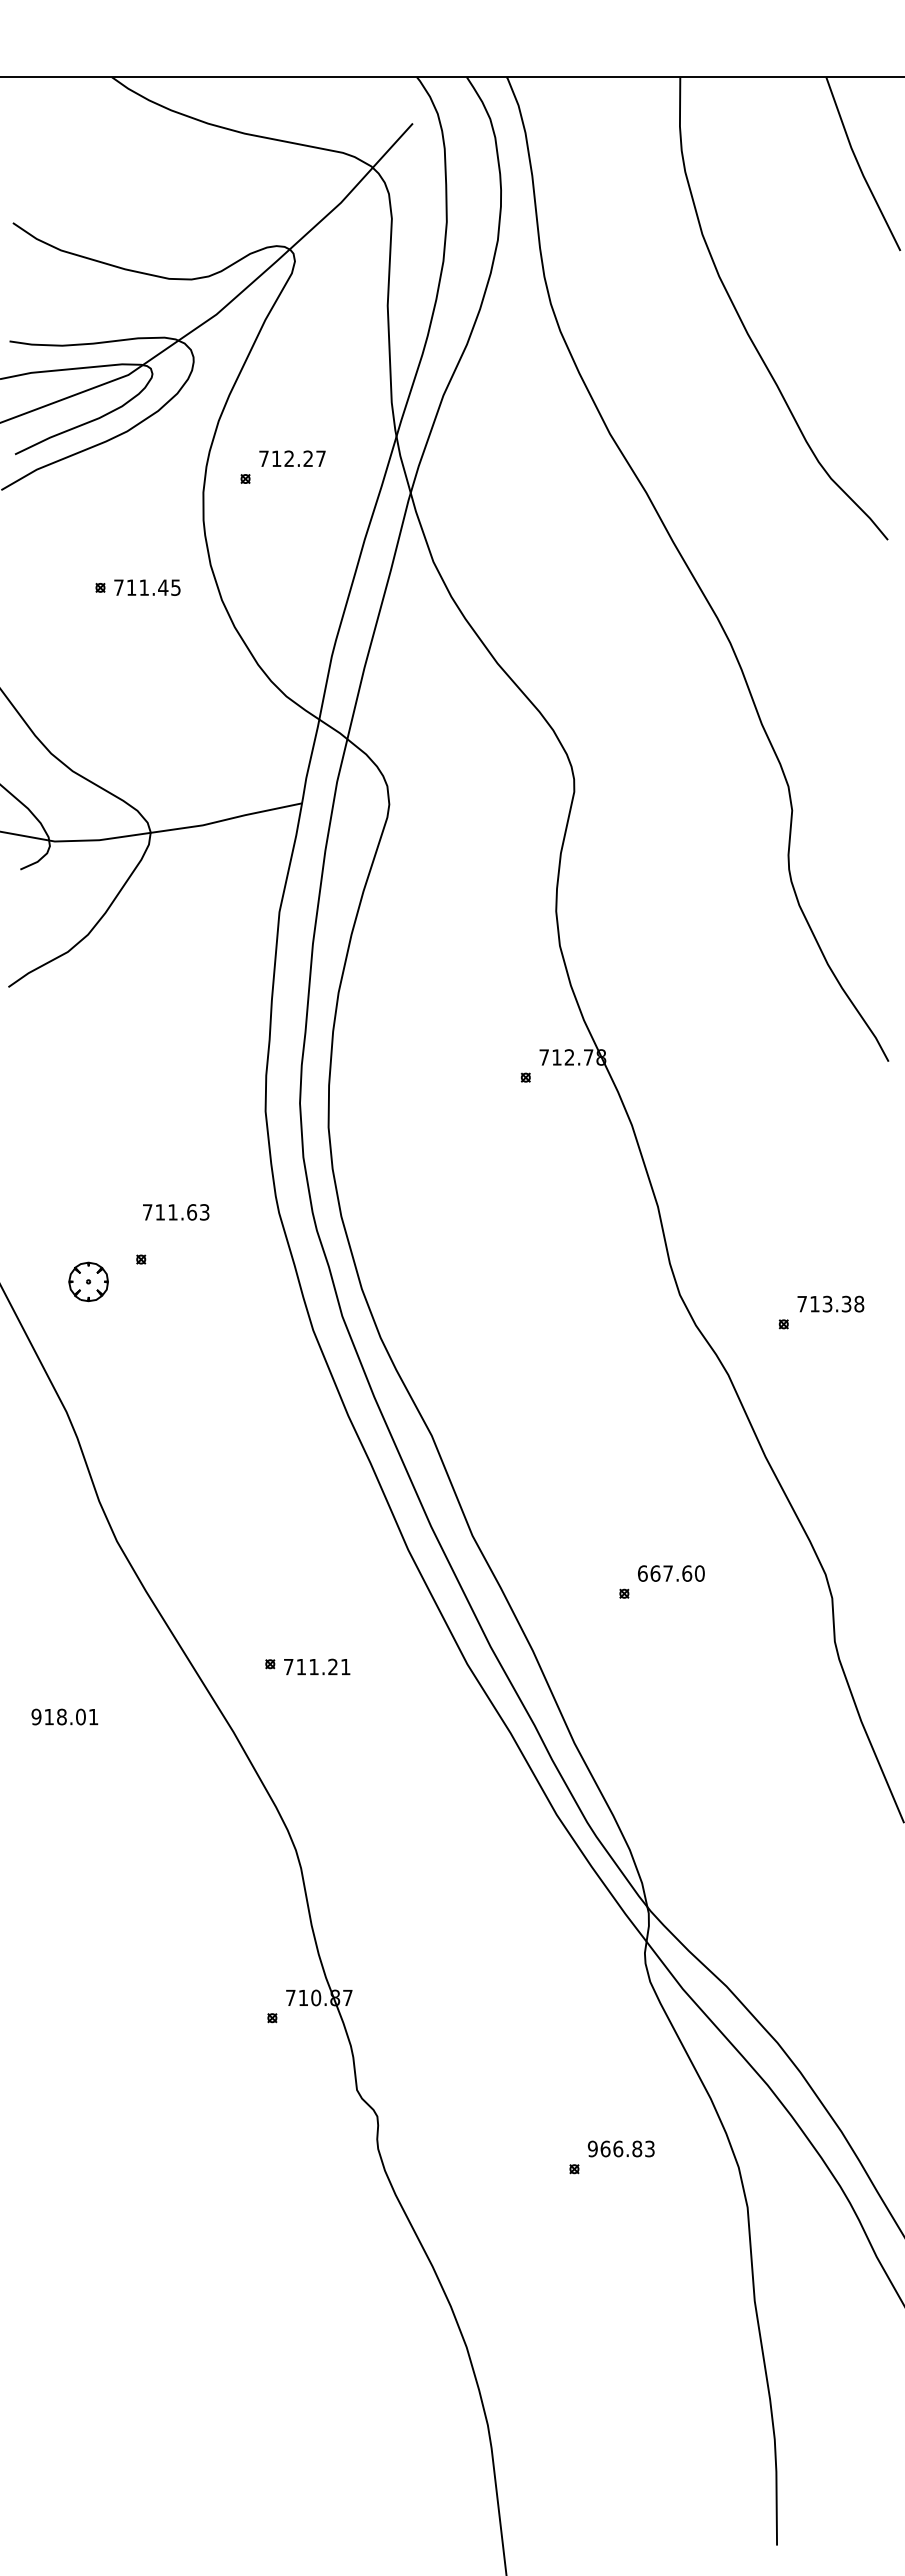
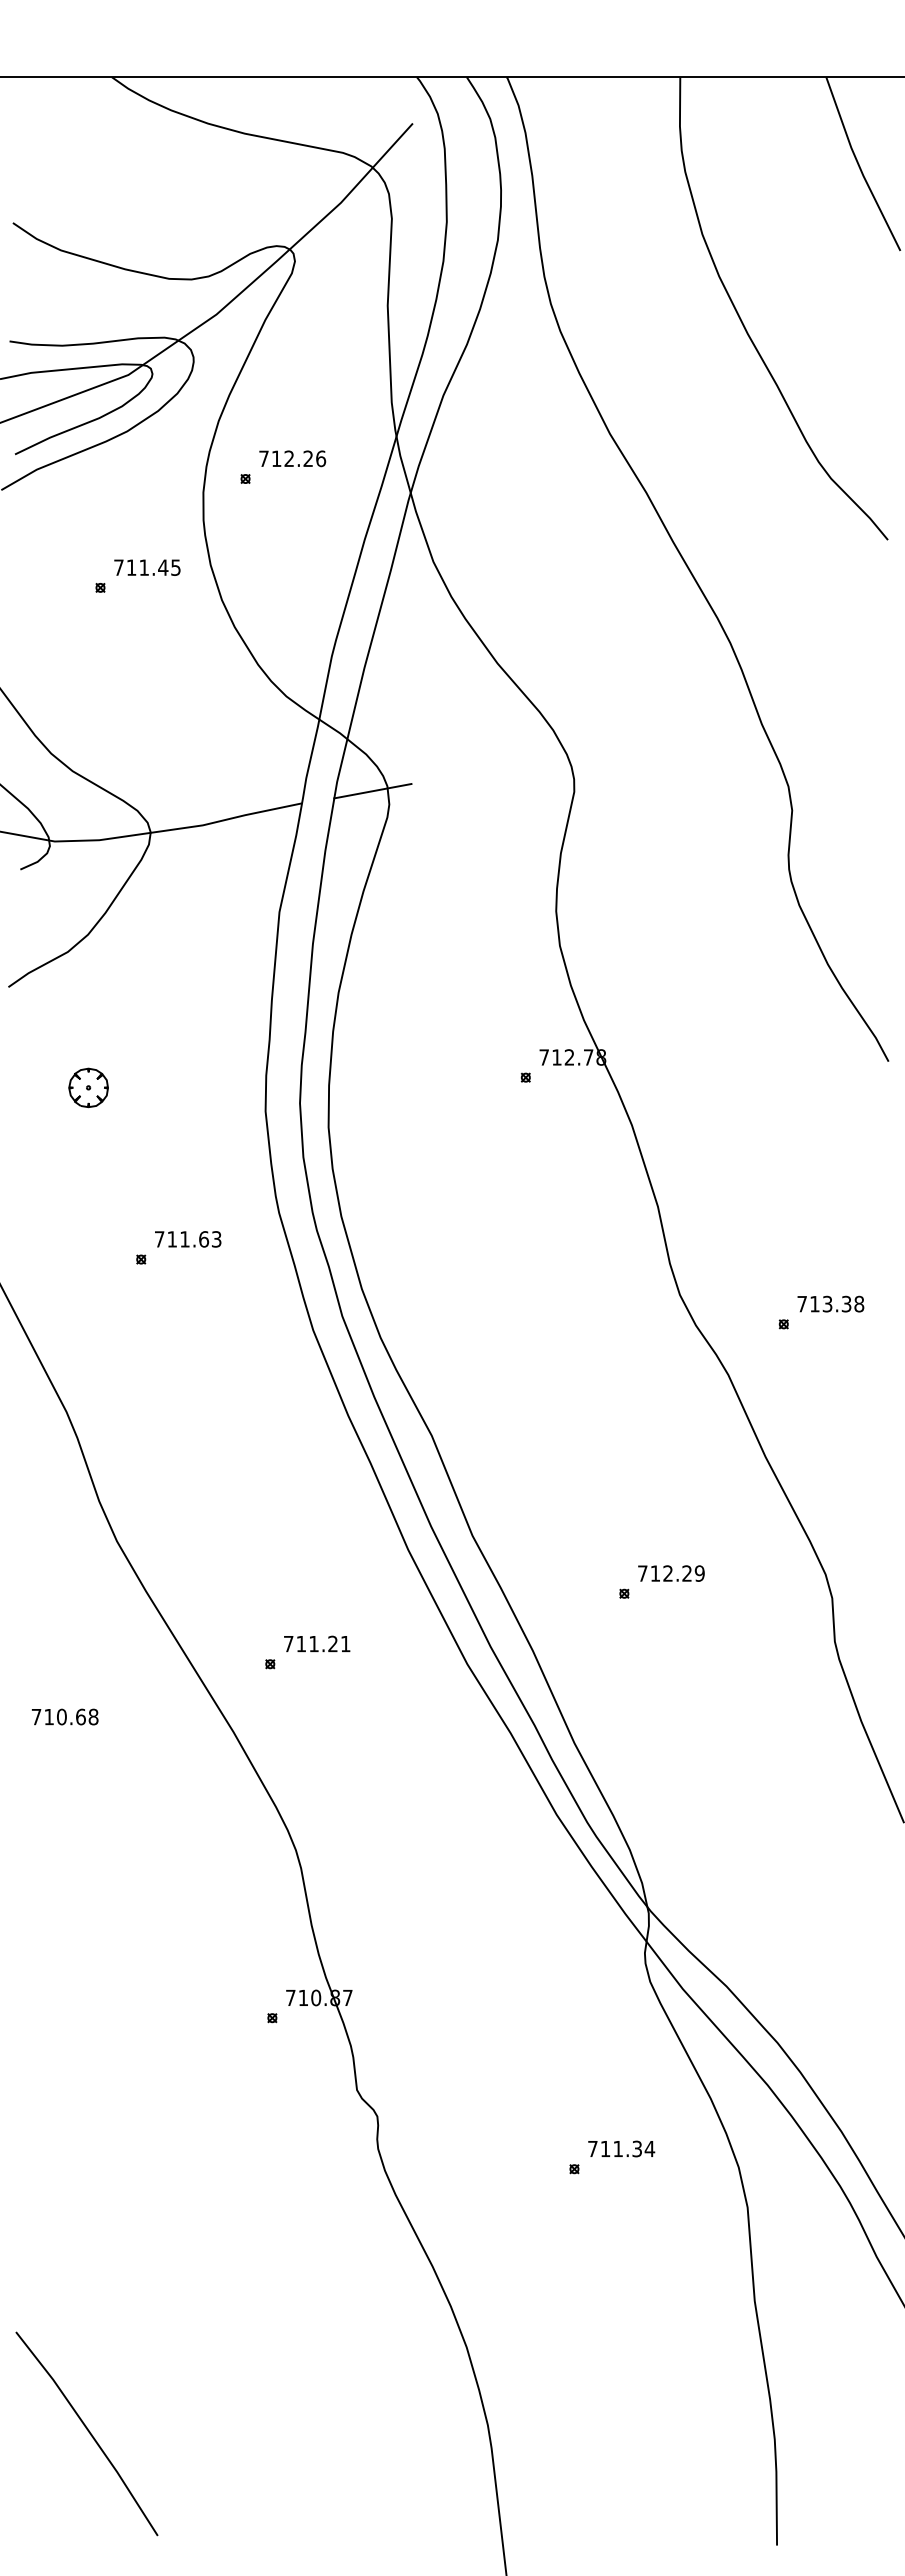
text: 712.27 -> 712.26 (321, 458)
text position: (147, 587) -> (147, 567) (147, 567)
line: none -> present (372, 791)
text position: (176, 1212) -> (188, 1239) (188, 1239)
part position: (88, 1281) -> (88, 1087) (88, 1087)
text: 667.60 -> 712.29 (671, 1573)
text position: (317, 1666) -> (317, 1643) (317, 1643)
text: 918.01 -> 710.68 (64, 1716)
text: 966.83 -> 711.34 (621, 2148)
line: none -> present (87, 2431)
